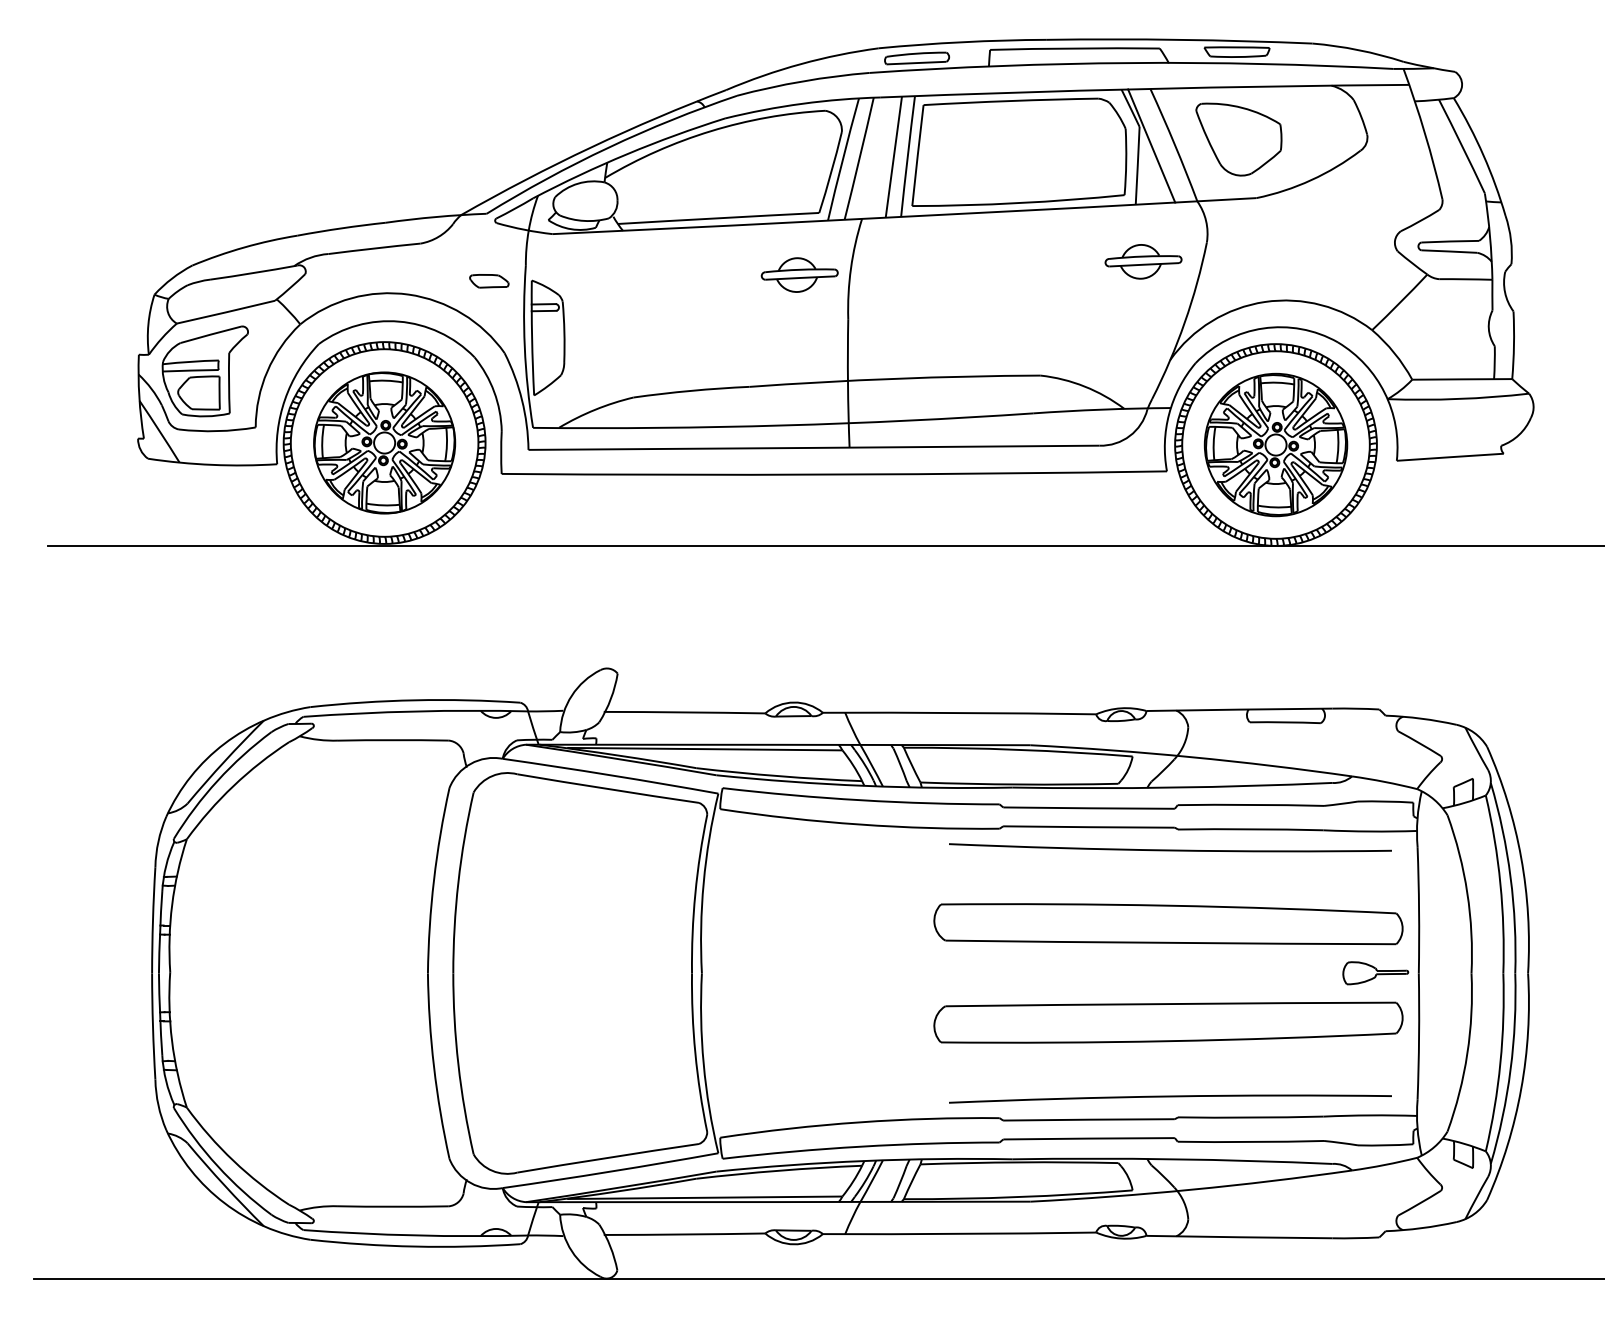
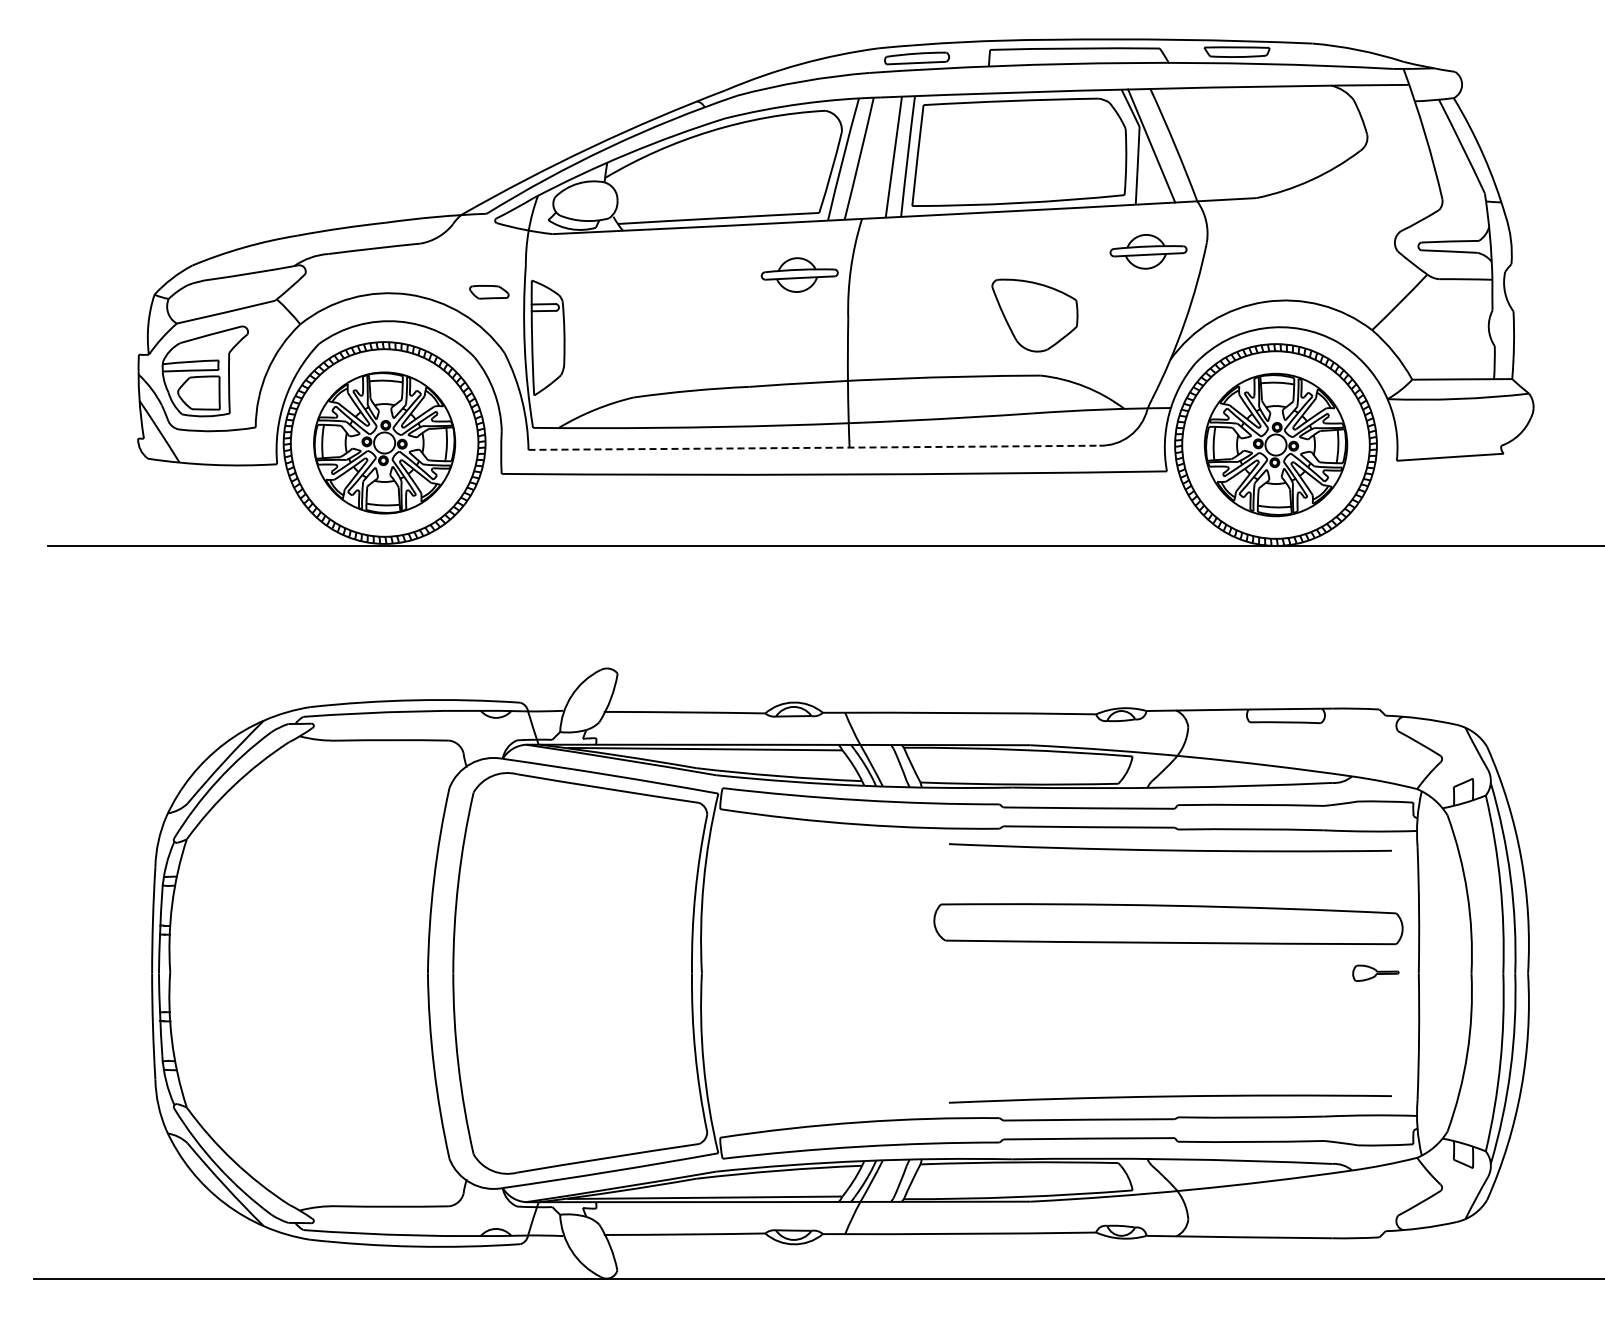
part position: (1238, 139) -> (1034, 315) (1034, 315)
part position: (1143, 261) -> (1148, 251) (1148, 251)
part position: (489, 281) -> (489, 292) (489, 292)
arc: solid -> dashed (813, 447)
part size: 68x25 px -> 48x18 px (1375, 972)
part: present -> none (1168, 1022)
